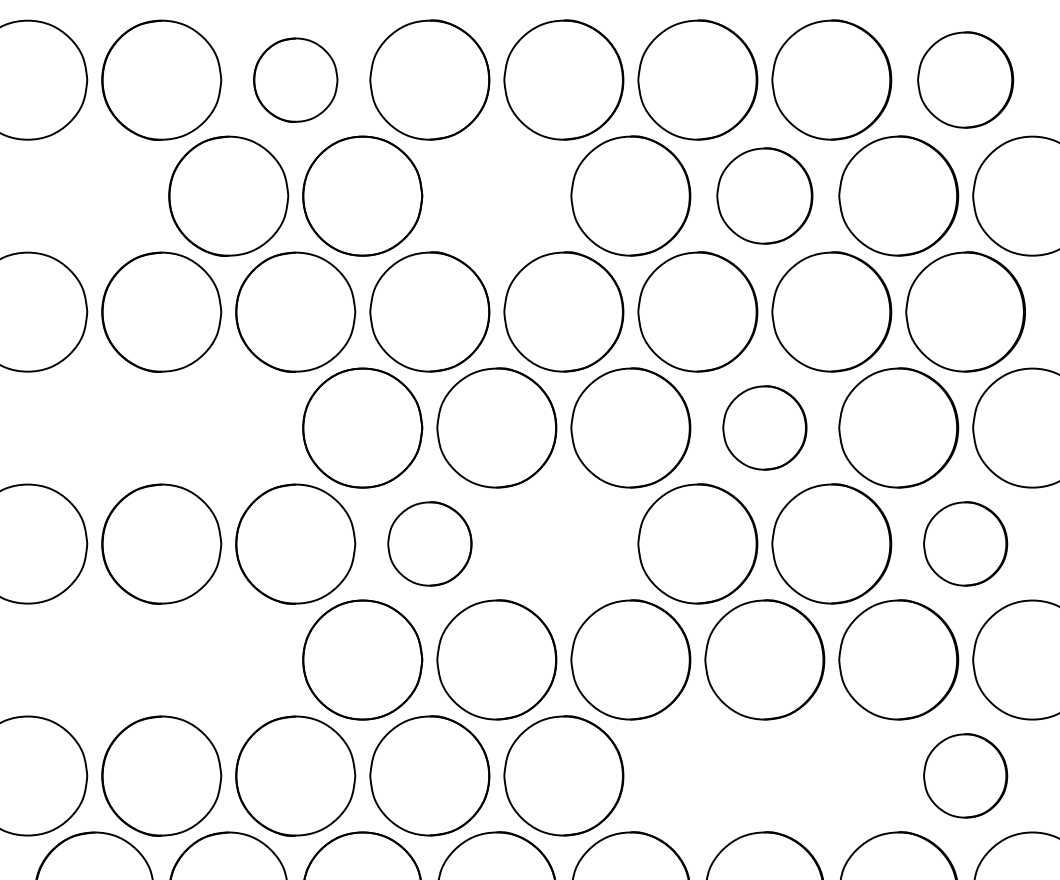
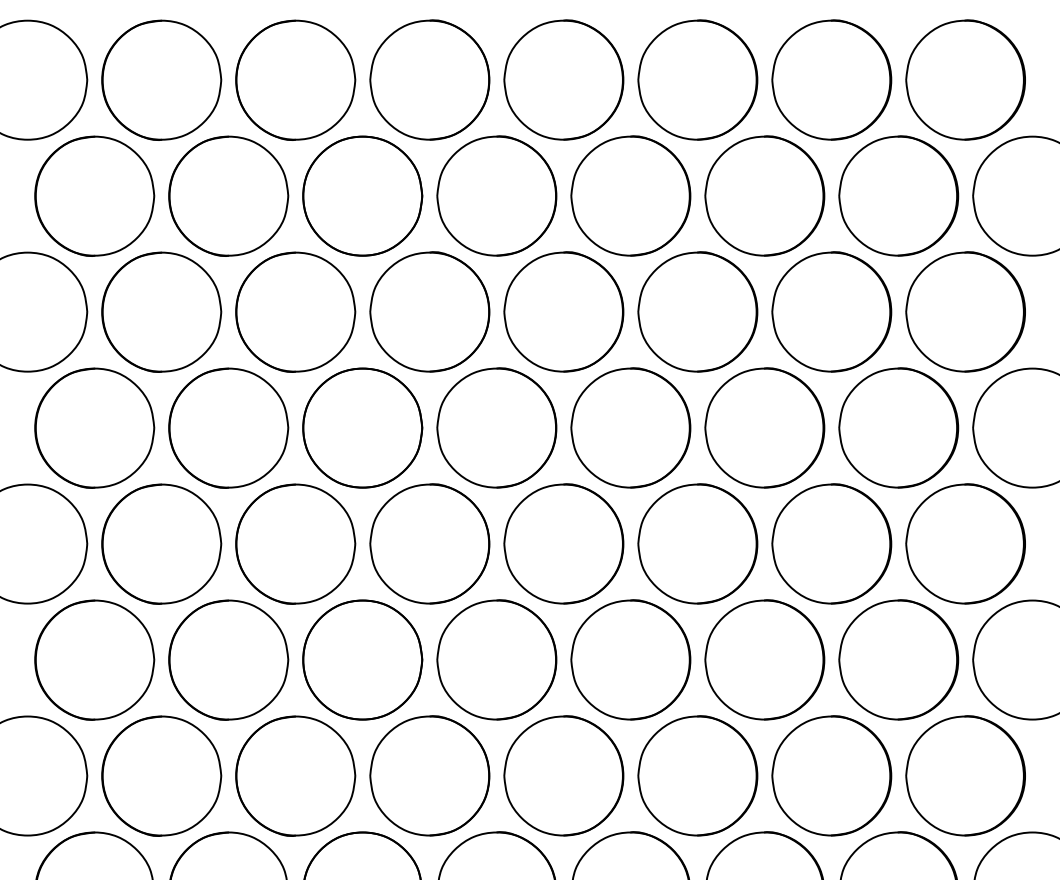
part size: 86x86 px -> 122x122 px (295, 79)
part size: 98x98 px -> 121x122 px (965, 79)
part: none -> present (94, 195)
part: none -> present (496, 195)
part size: 98x98 px -> 122x122 px (764, 195)
part: none -> present (94, 427)
part: none -> present (228, 427)
part size: 86x86 px -> 122x122 px (764, 427)
part size: 86x86 px -> 122x122 px (429, 543)
part: none -> present (563, 543)
part size: 86x86 px -> 121x122 px (965, 543)
part: none -> present (94, 659)
part: none -> present (228, 659)
part: none -> present (697, 775)
part: none -> present (831, 775)
part size: 86x86 px -> 121x122 px (965, 775)
